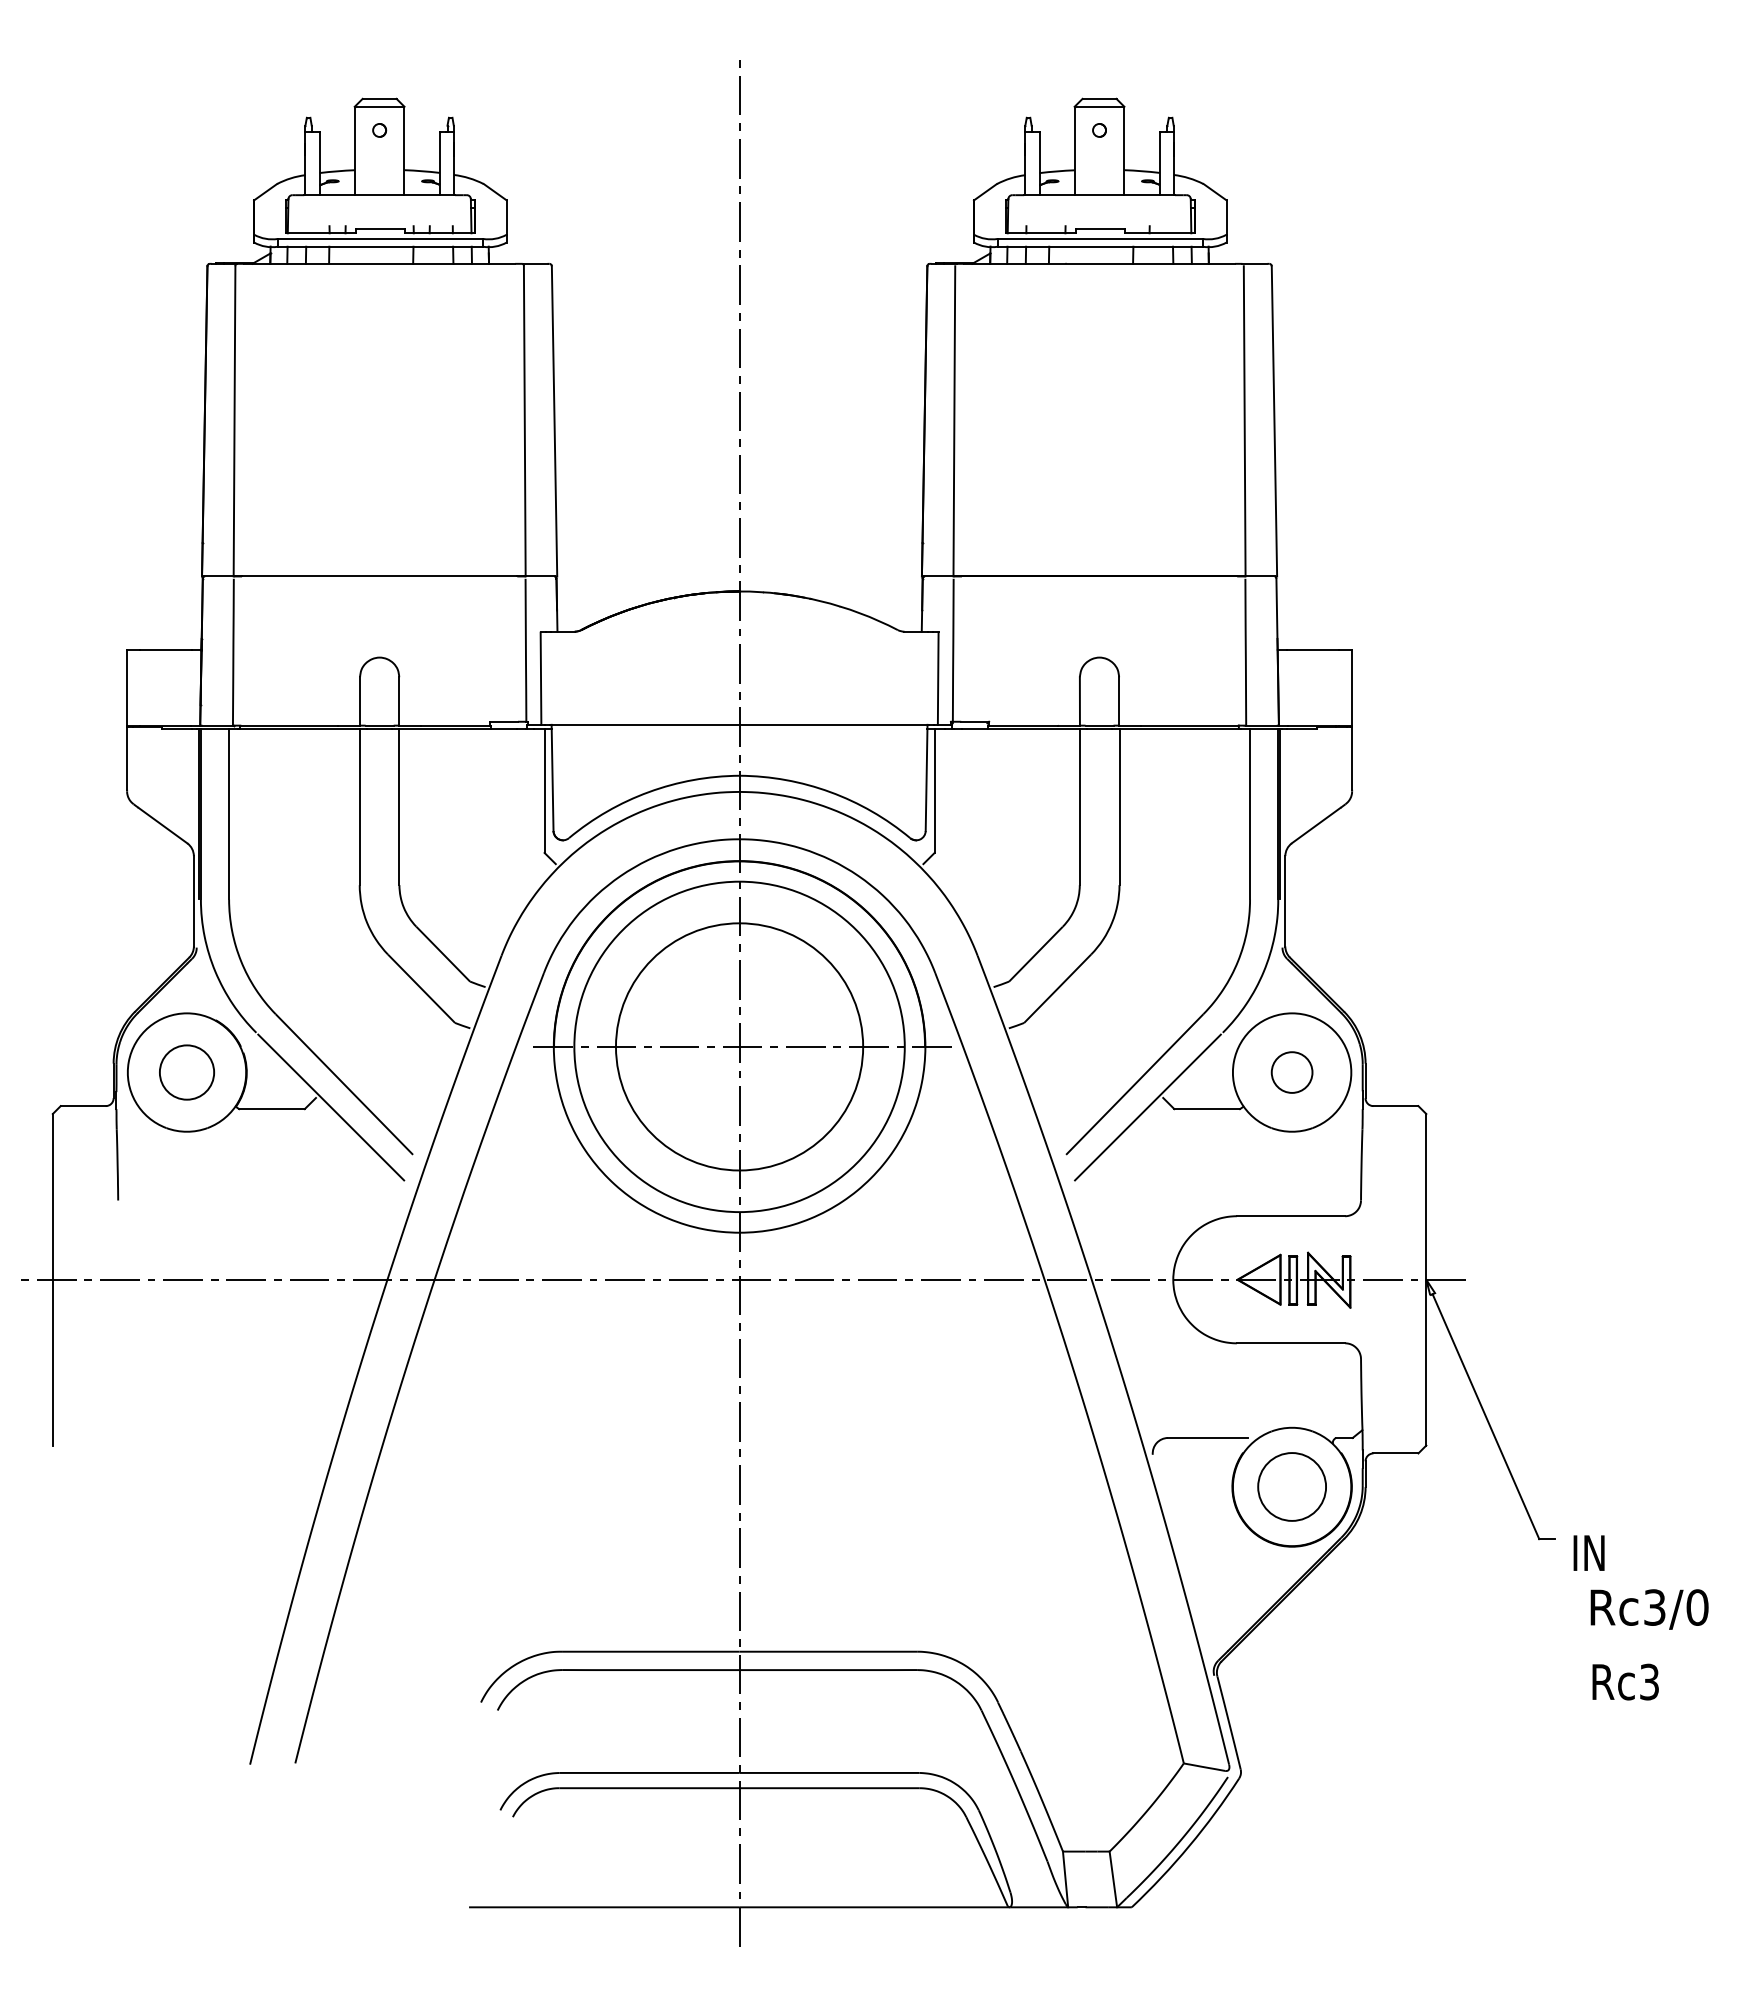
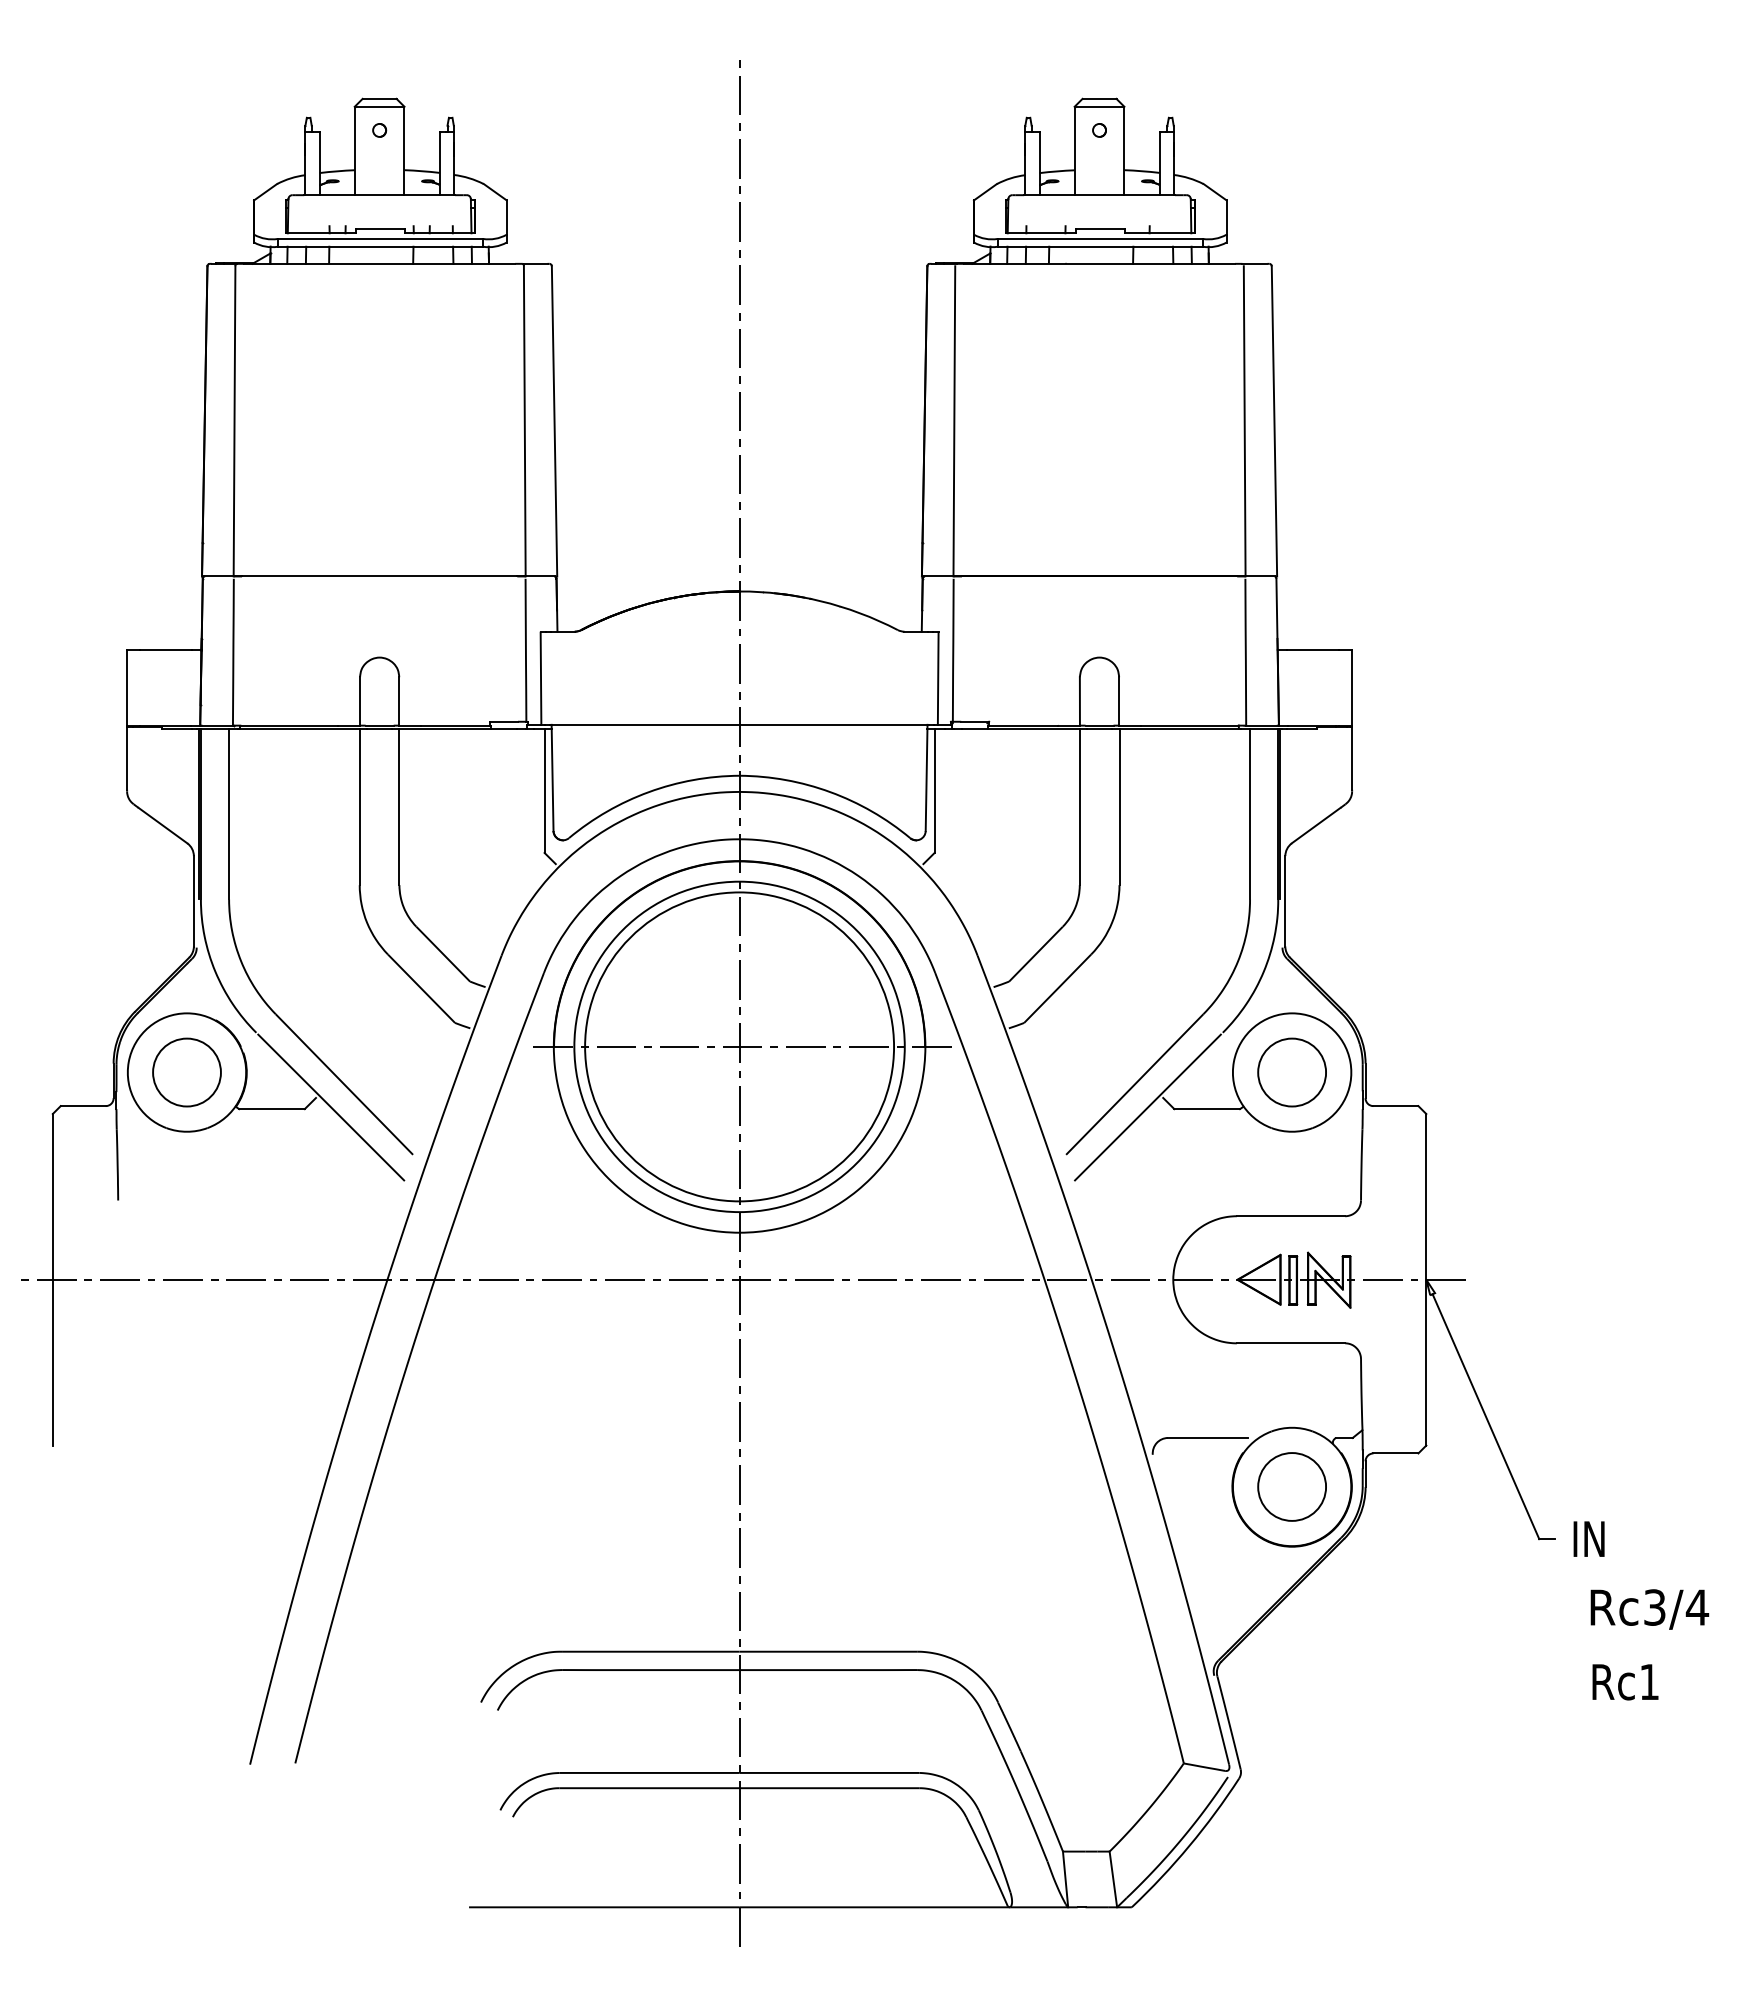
circle diameter: 247 px -> 309 px (739, 1046)
circle size: 56x57 px -> 70x71 px (186, 1072)
circle diameter: 41 px -> 68 px (1292, 1072)
text position: (1588, 1552) -> (1588, 1538) (1588, 1538)
text: Rc3/0 -> Rc3/4 (1697, 1607)
text: Rc3 -> Rc1 (1649, 1681)
